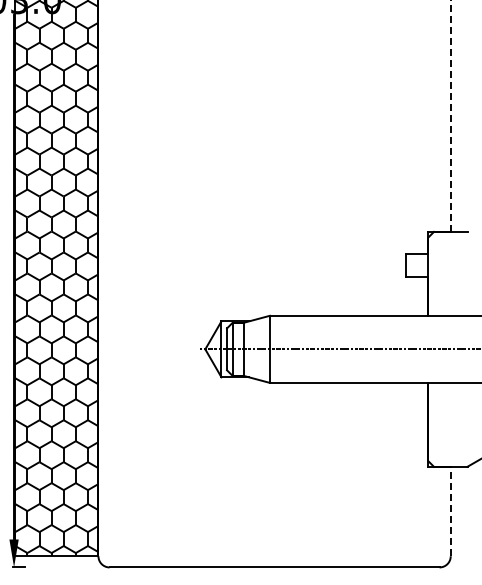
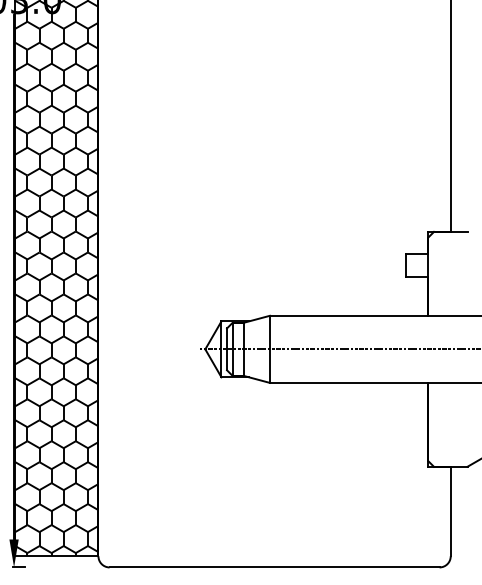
line: dashed -> solid (450, 116)
line: dashed -> solid (450, 511)
